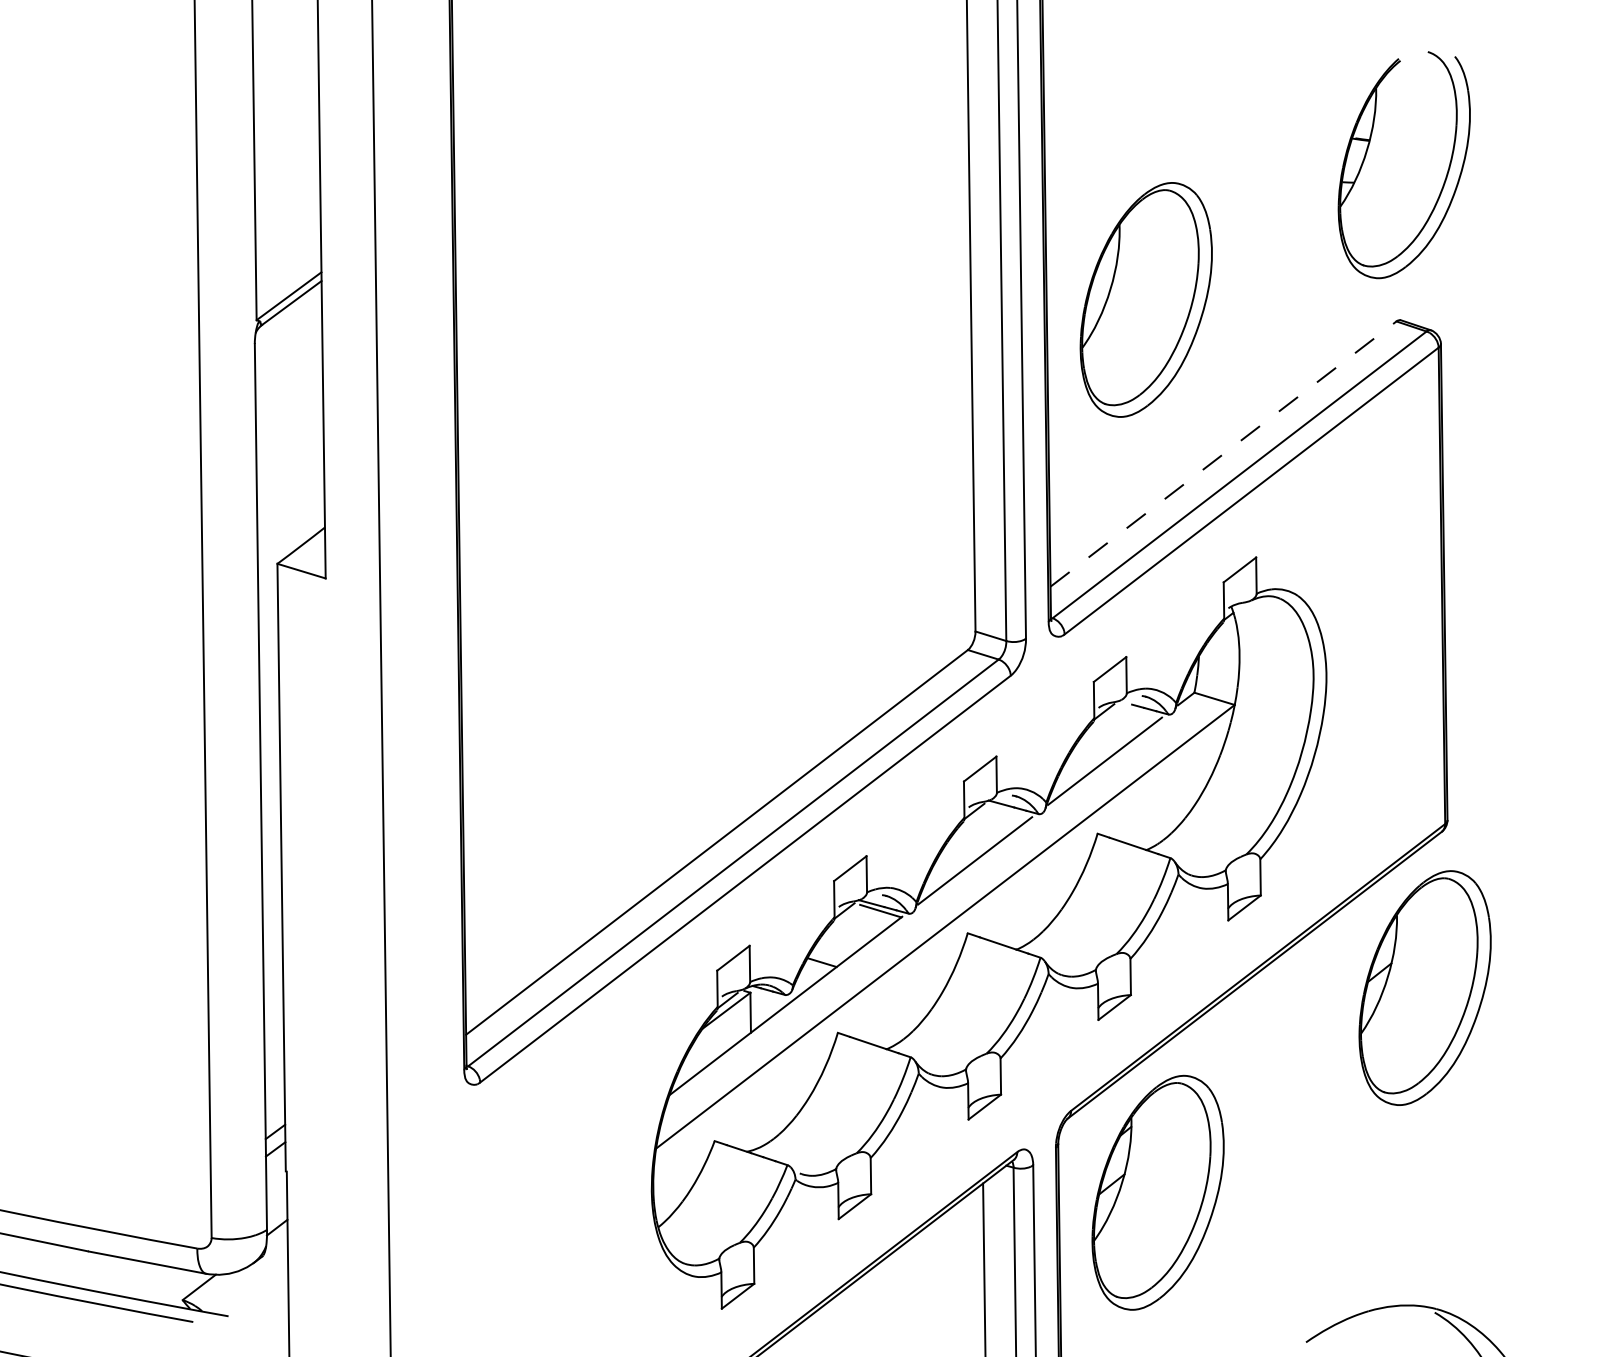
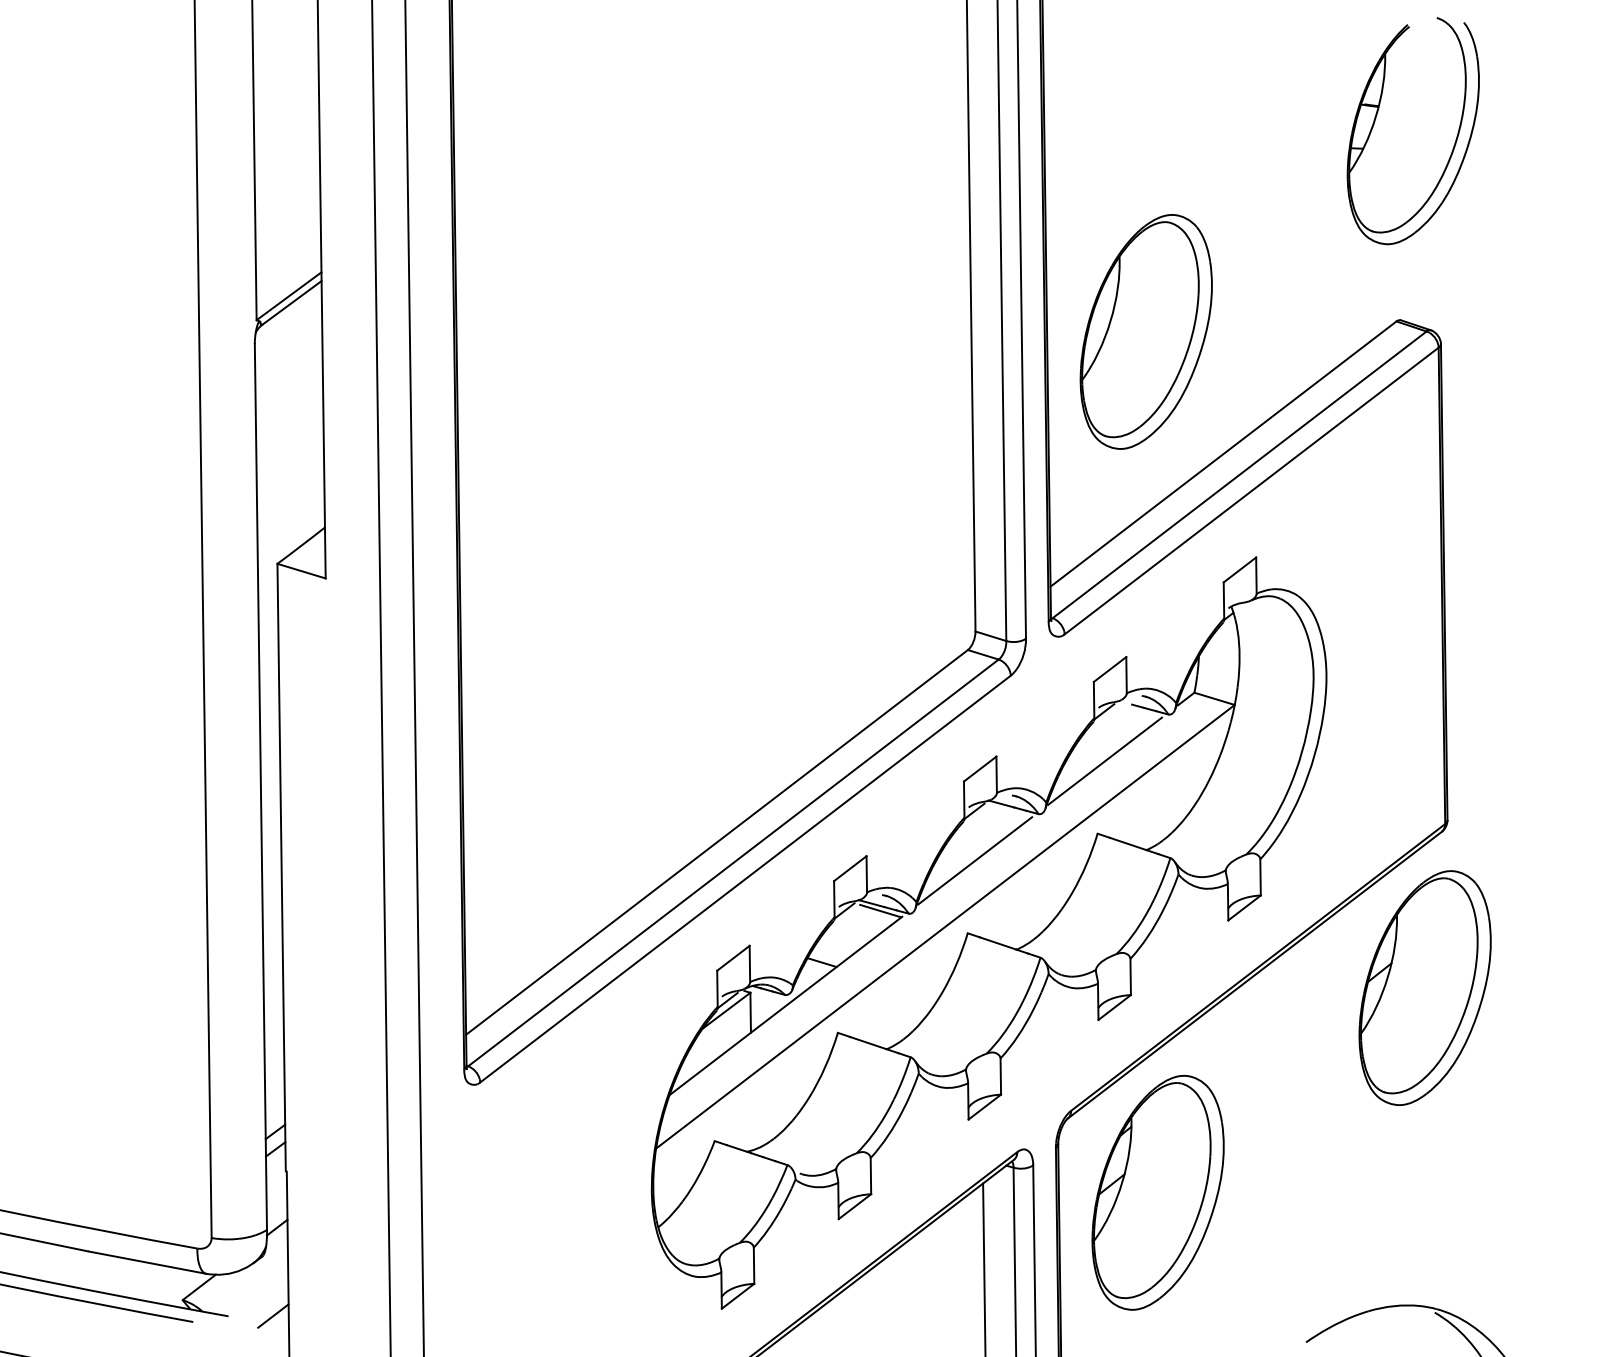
part position: (1367, 152) -> (1376, 118) (1376, 118)
part position: (1145, 299) -> (1145, 331) (1145, 331)
line: dashed -> solid (1223, 454)
line: none -> present (414, 677)
line: none -> present (273, 1315)
